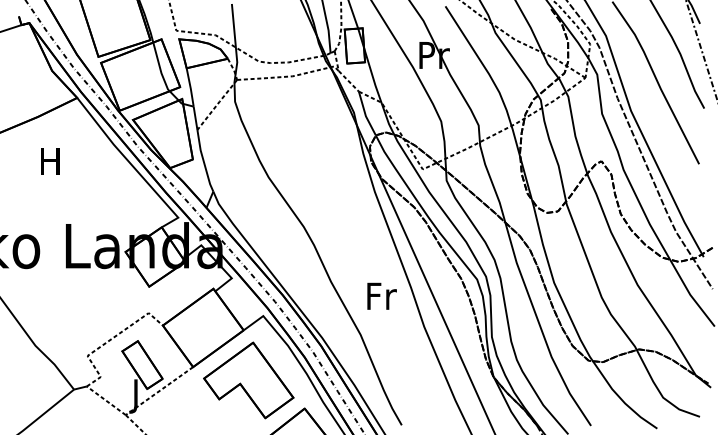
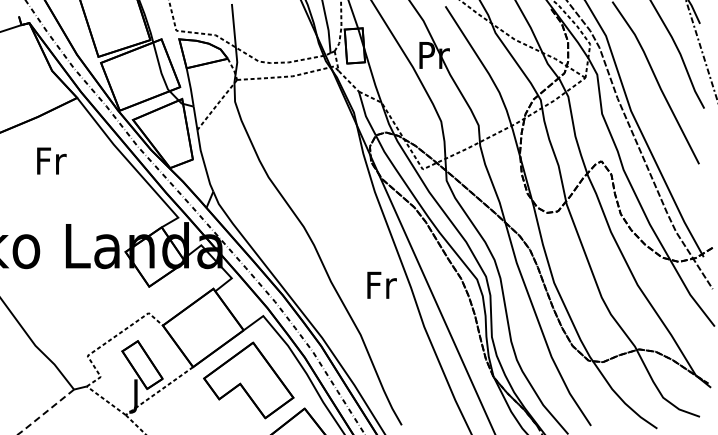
text: H -> Fr (51, 160)
text position: (381, 295) -> (381, 284) (381, 284)
line: solid -> dashed (45, 412)
